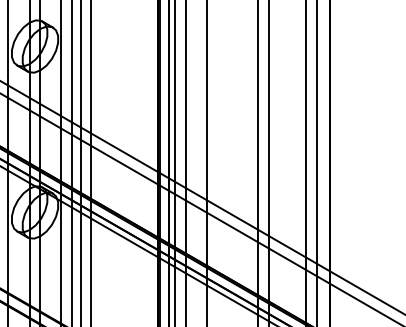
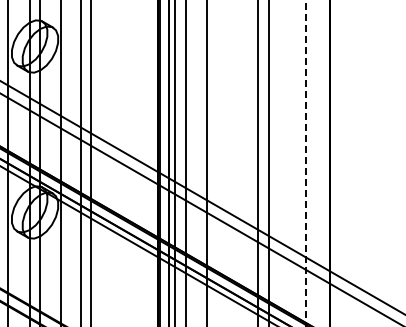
line: present -> none (72, 162)
line: present -> none (317, 162)
line: solid -> dashed (306, 163)
